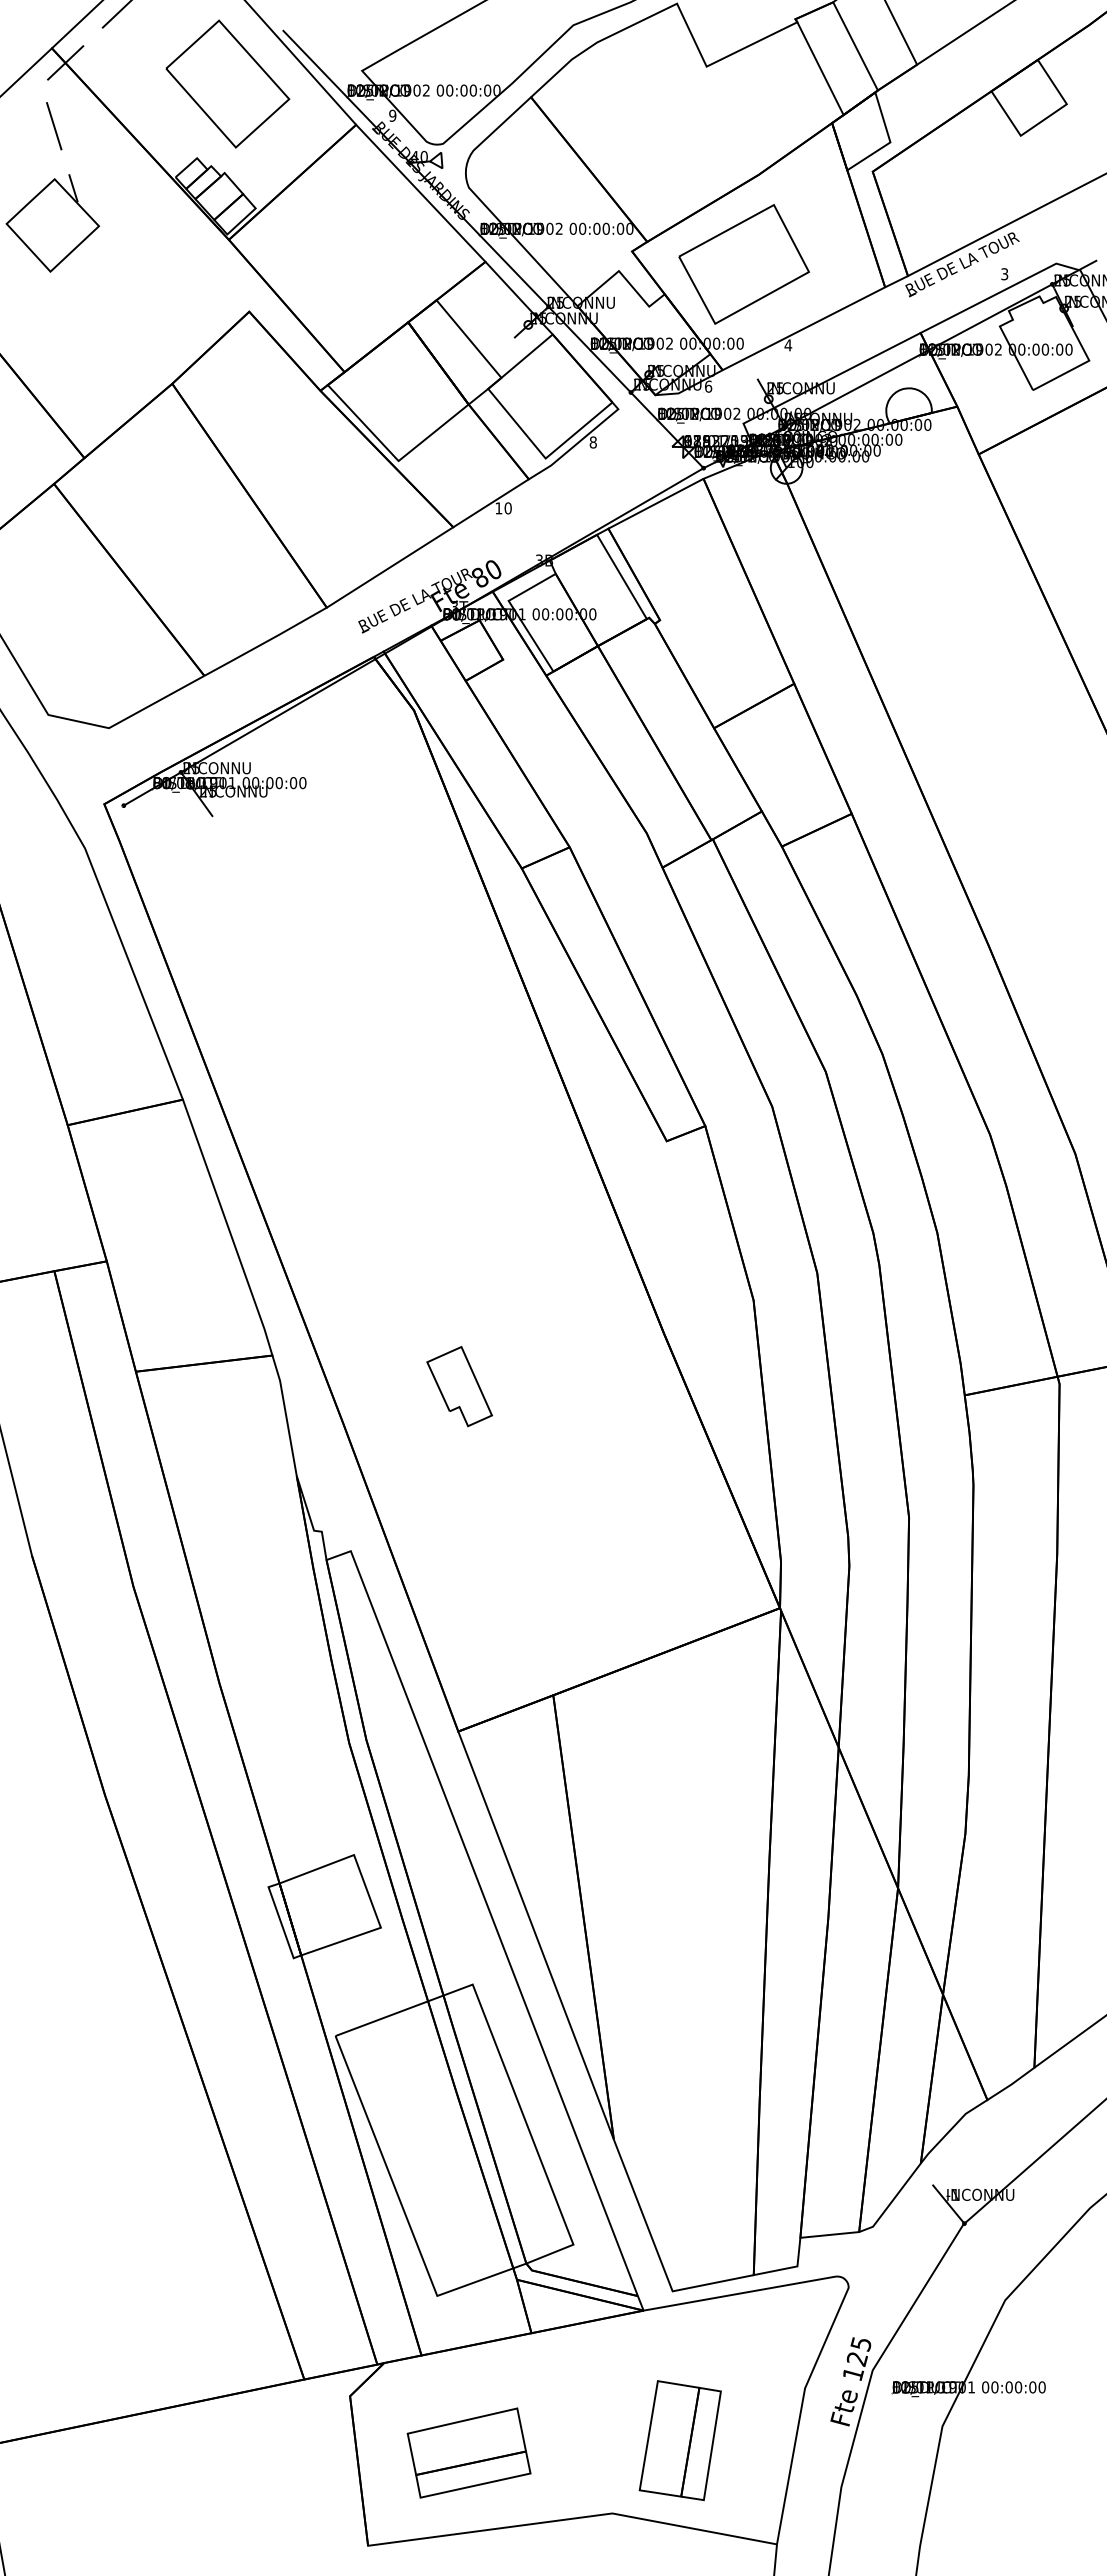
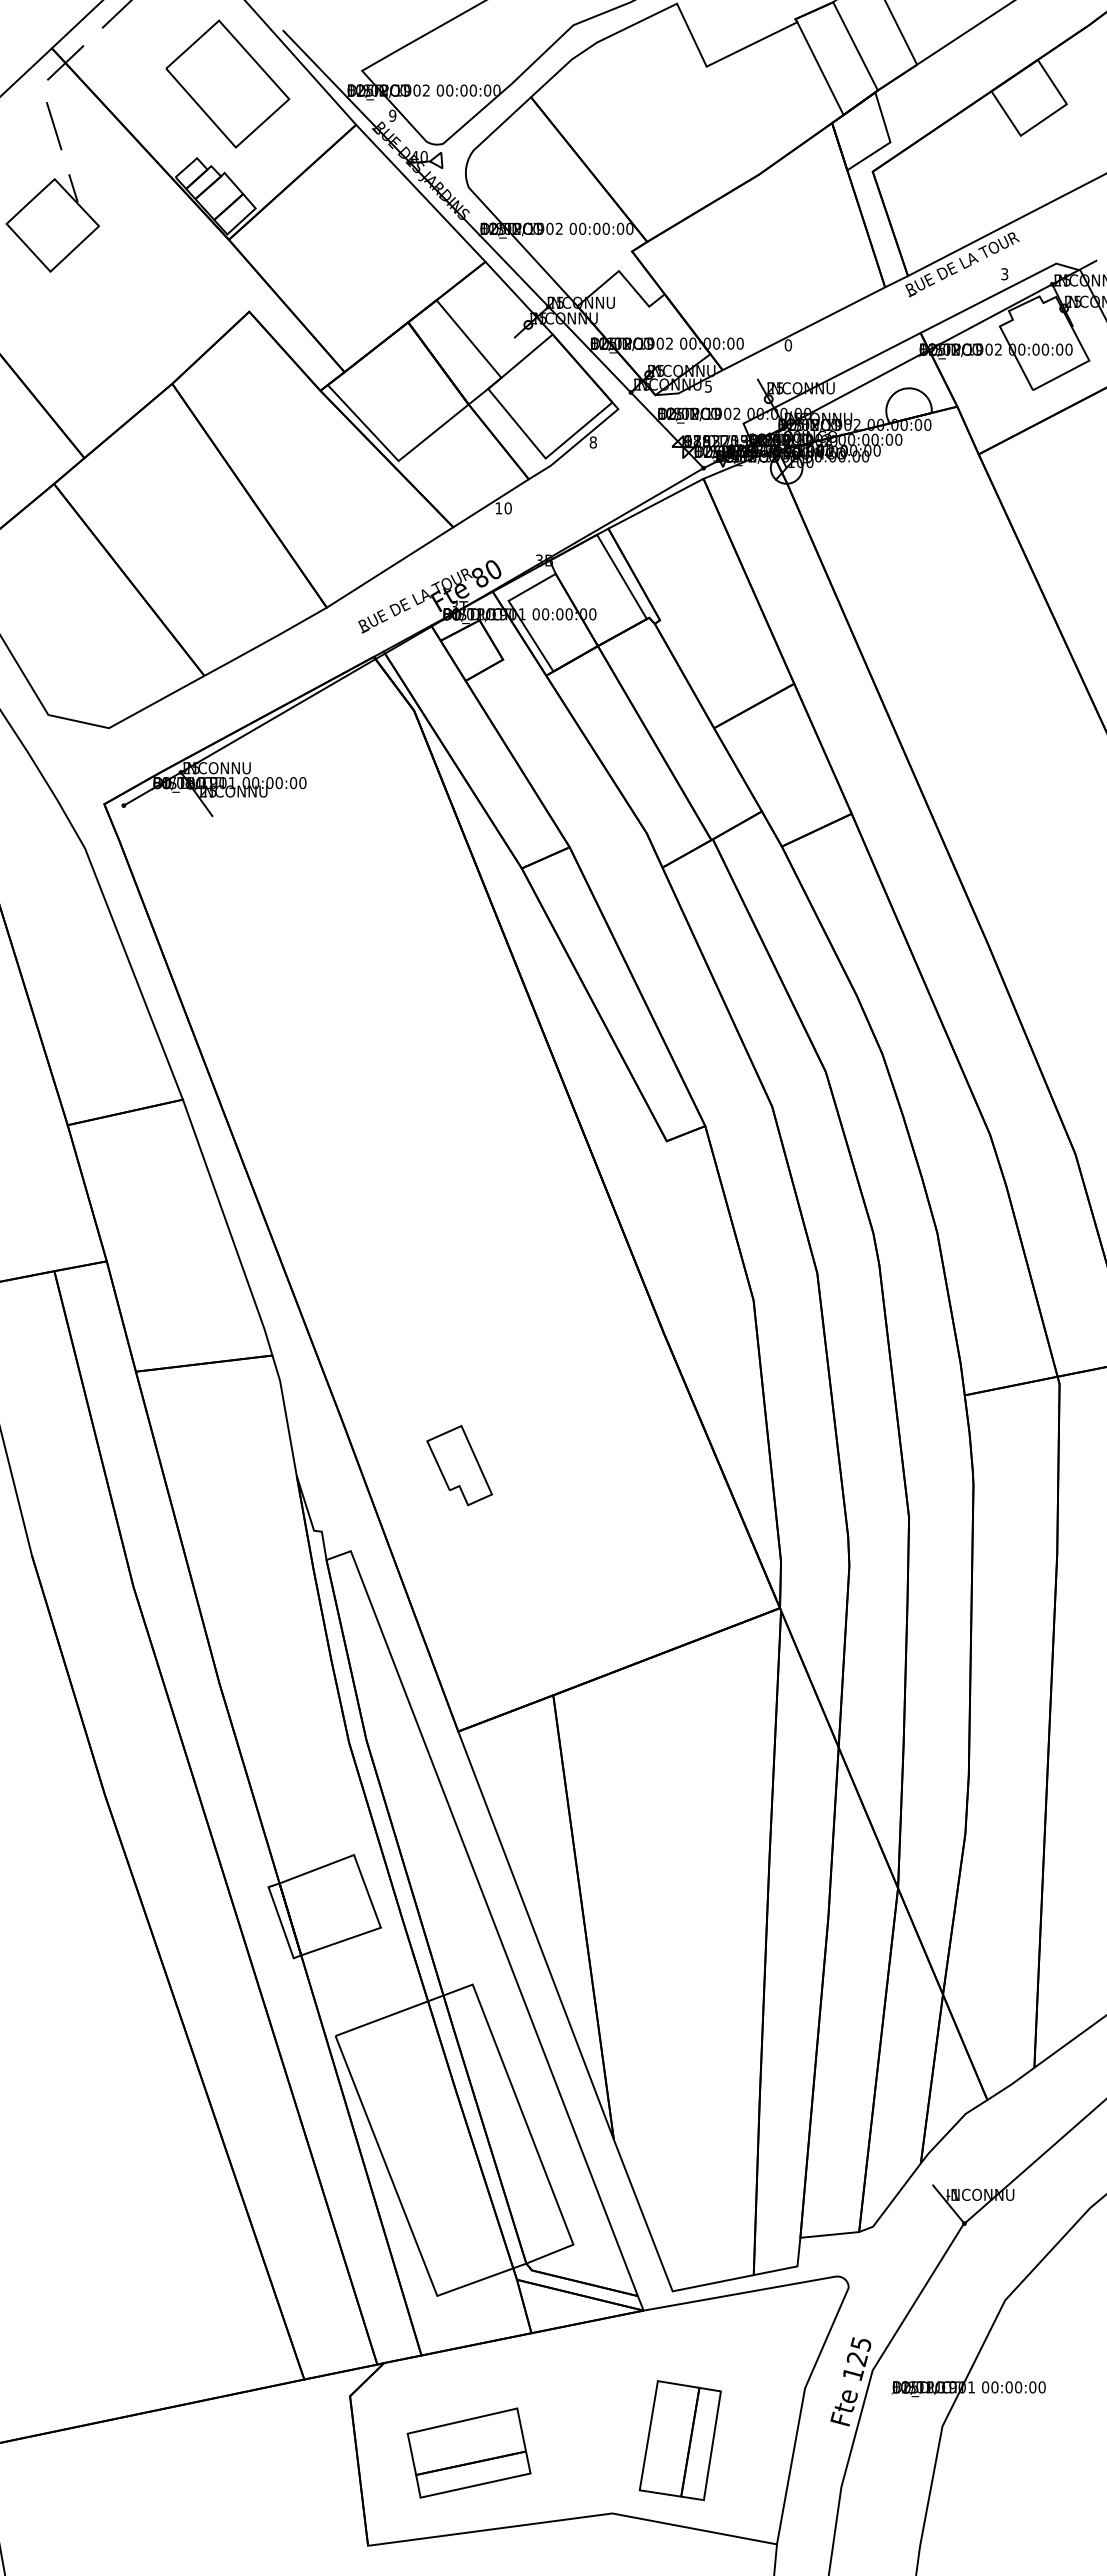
part: present -> none (743, 264)
text: 4 -> 0 (788, 345)
text: 6 -> 5 (708, 386)
part position: (459, 1386) -> (459, 1465) (459, 1465)
